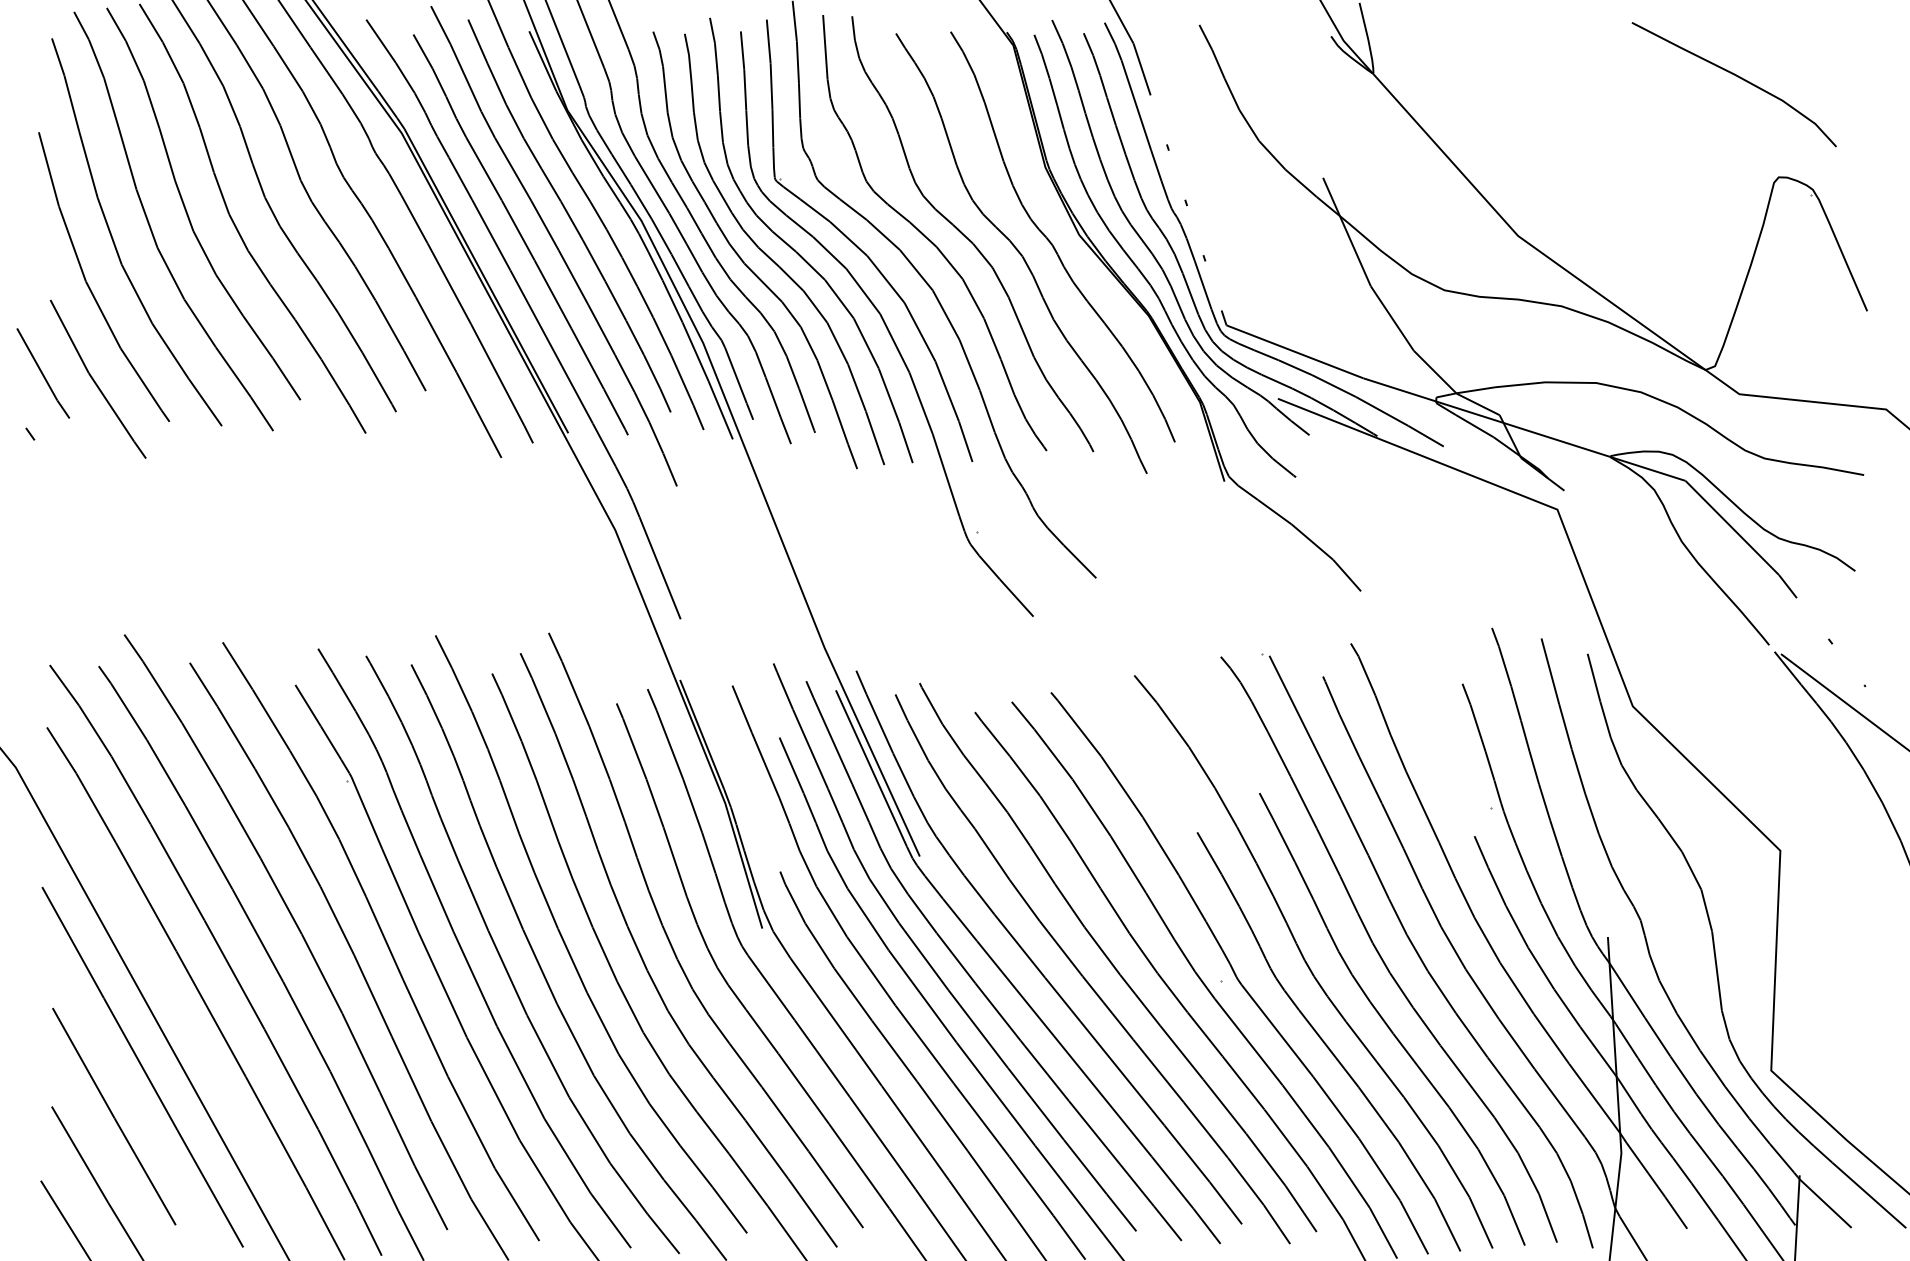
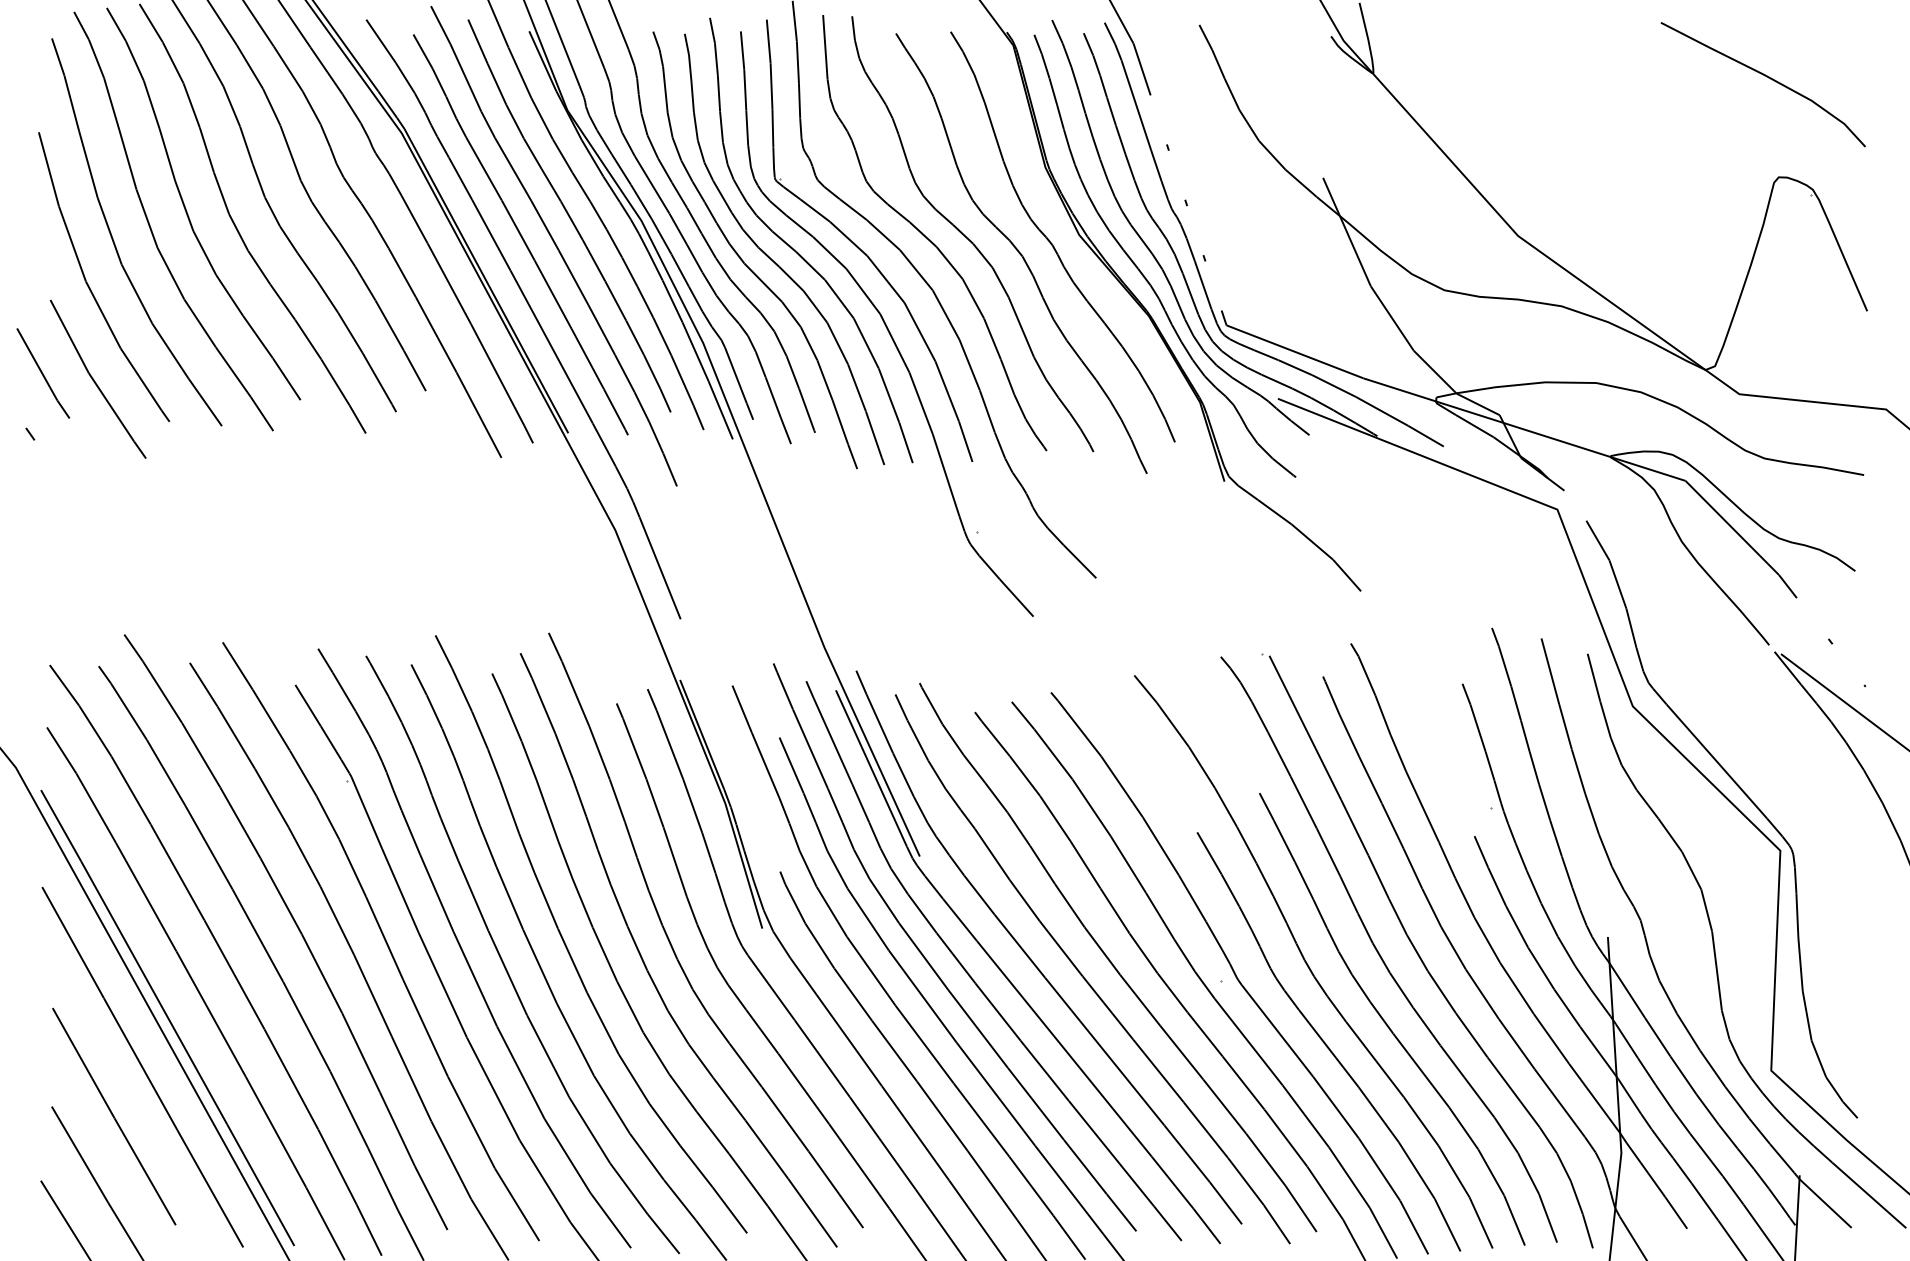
curve position: (1737, 77) -> (1766, 77) (1766, 77)
curve: none -> present (1749, 800)
line: none -> present (167, 1018)
